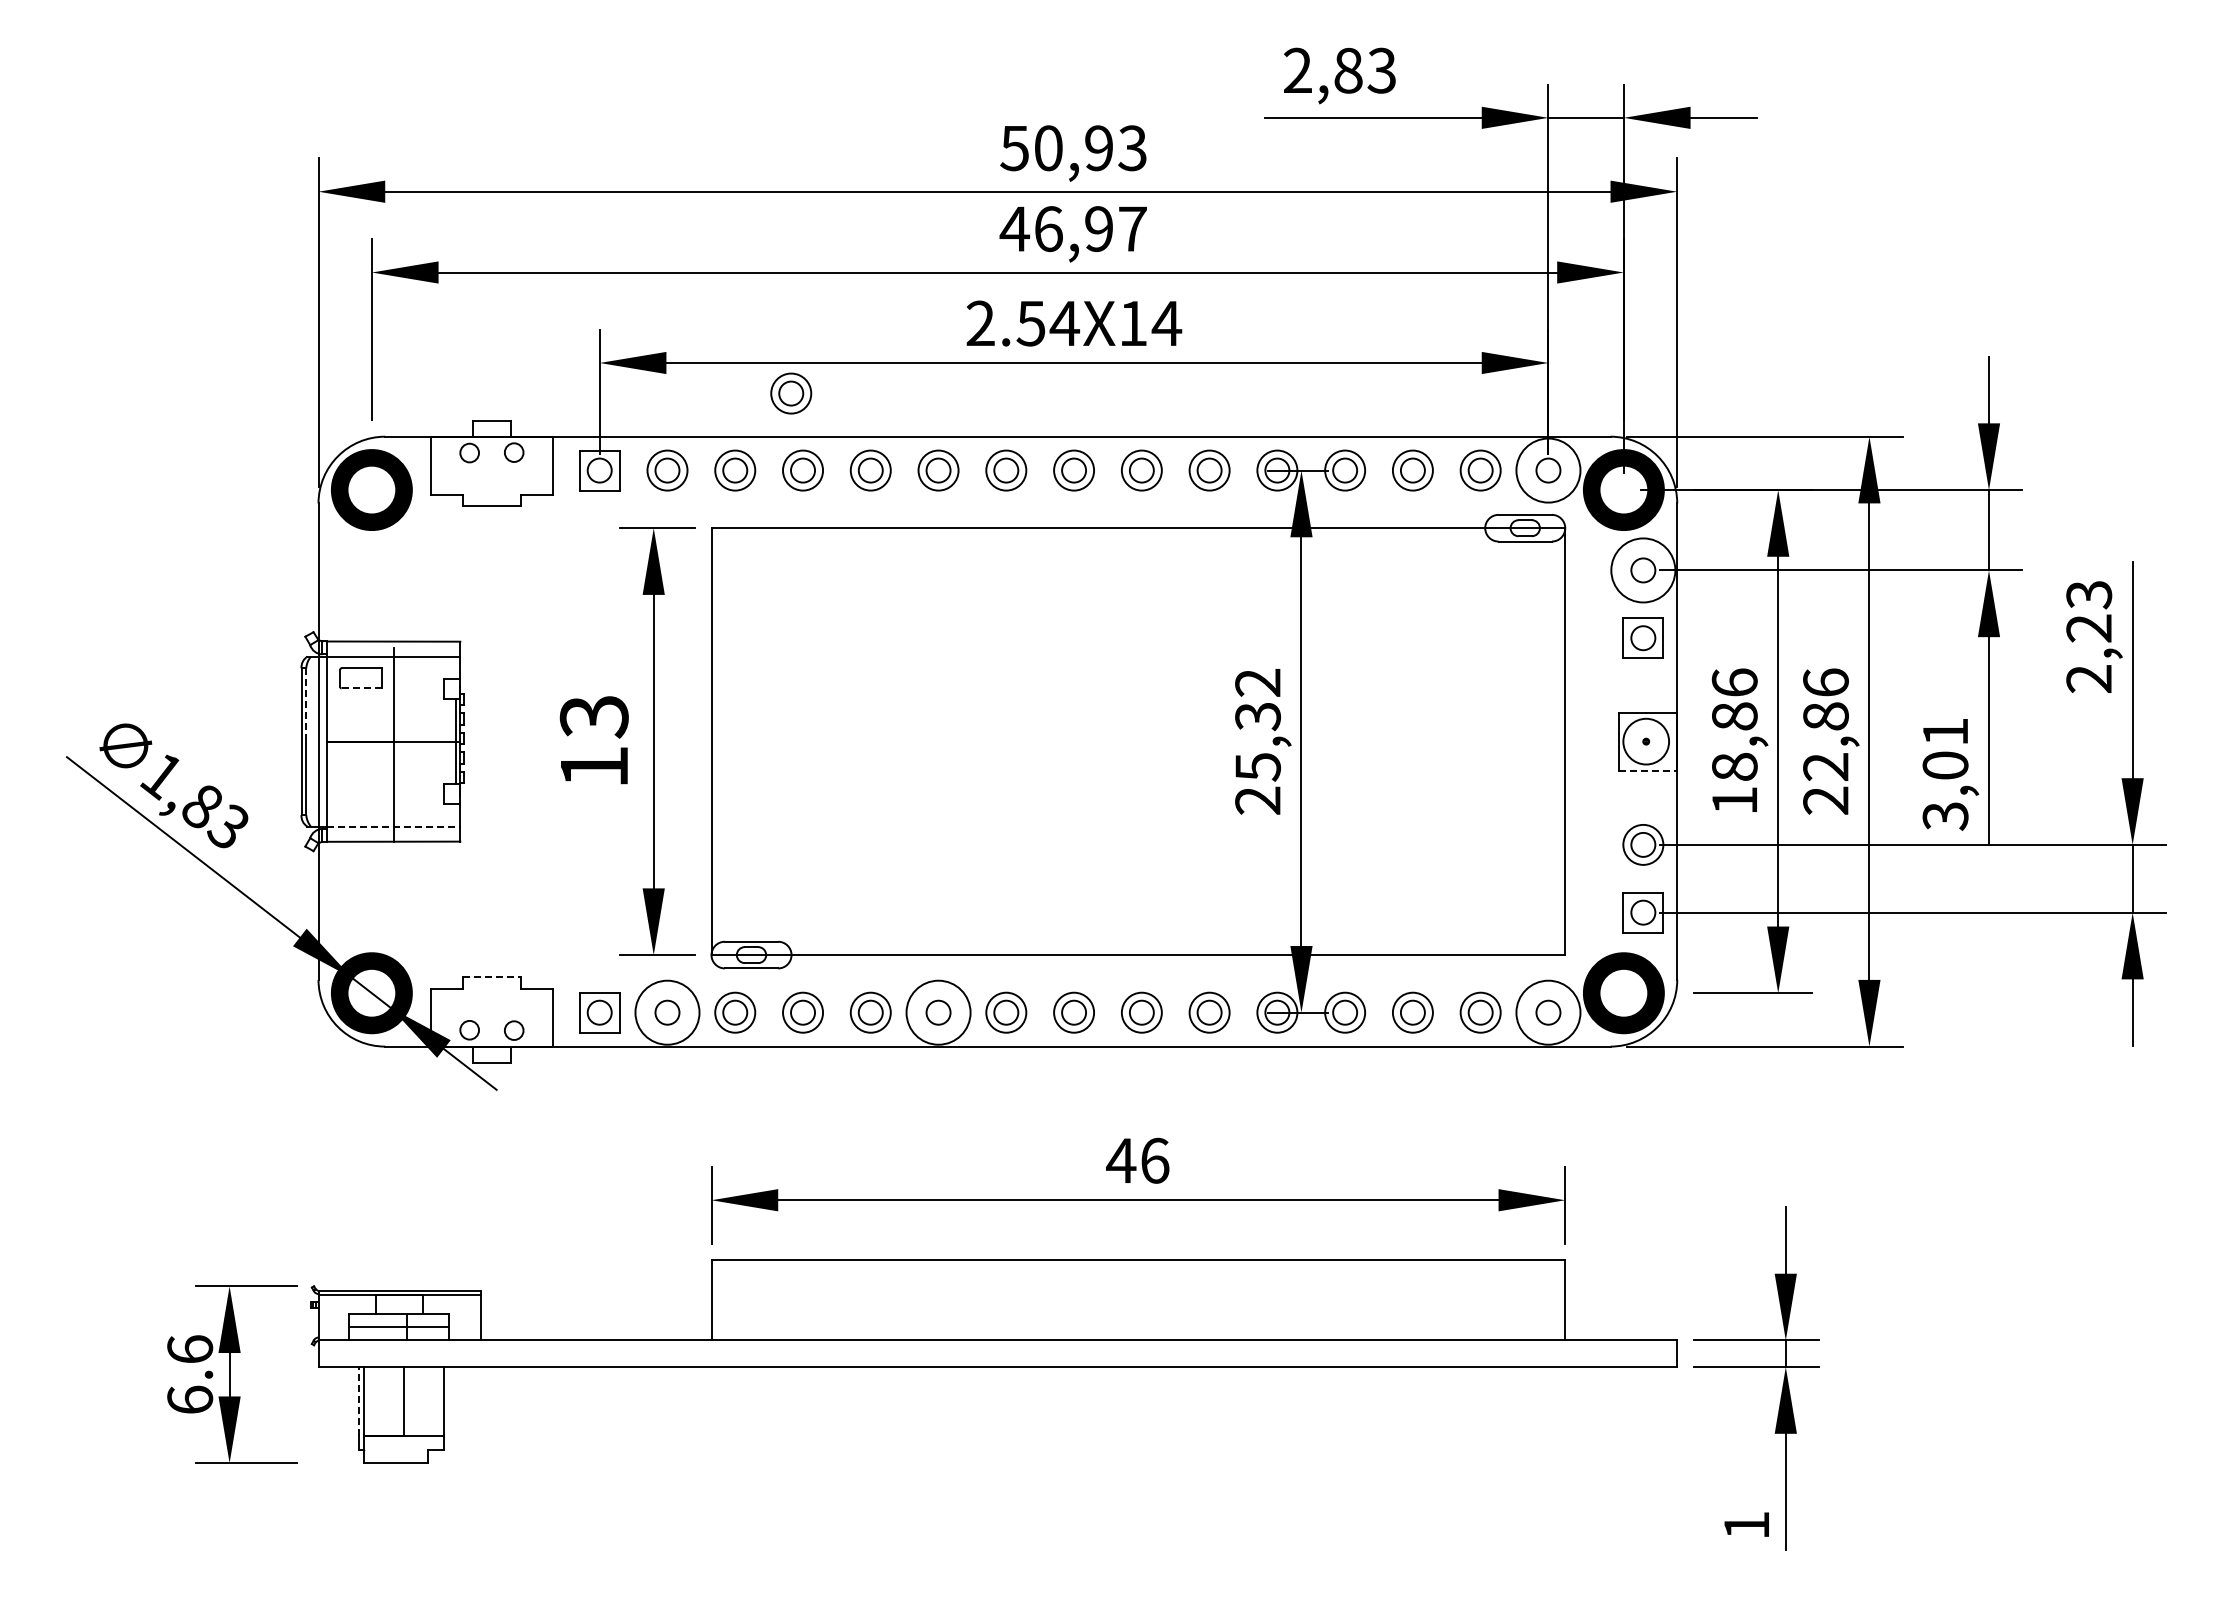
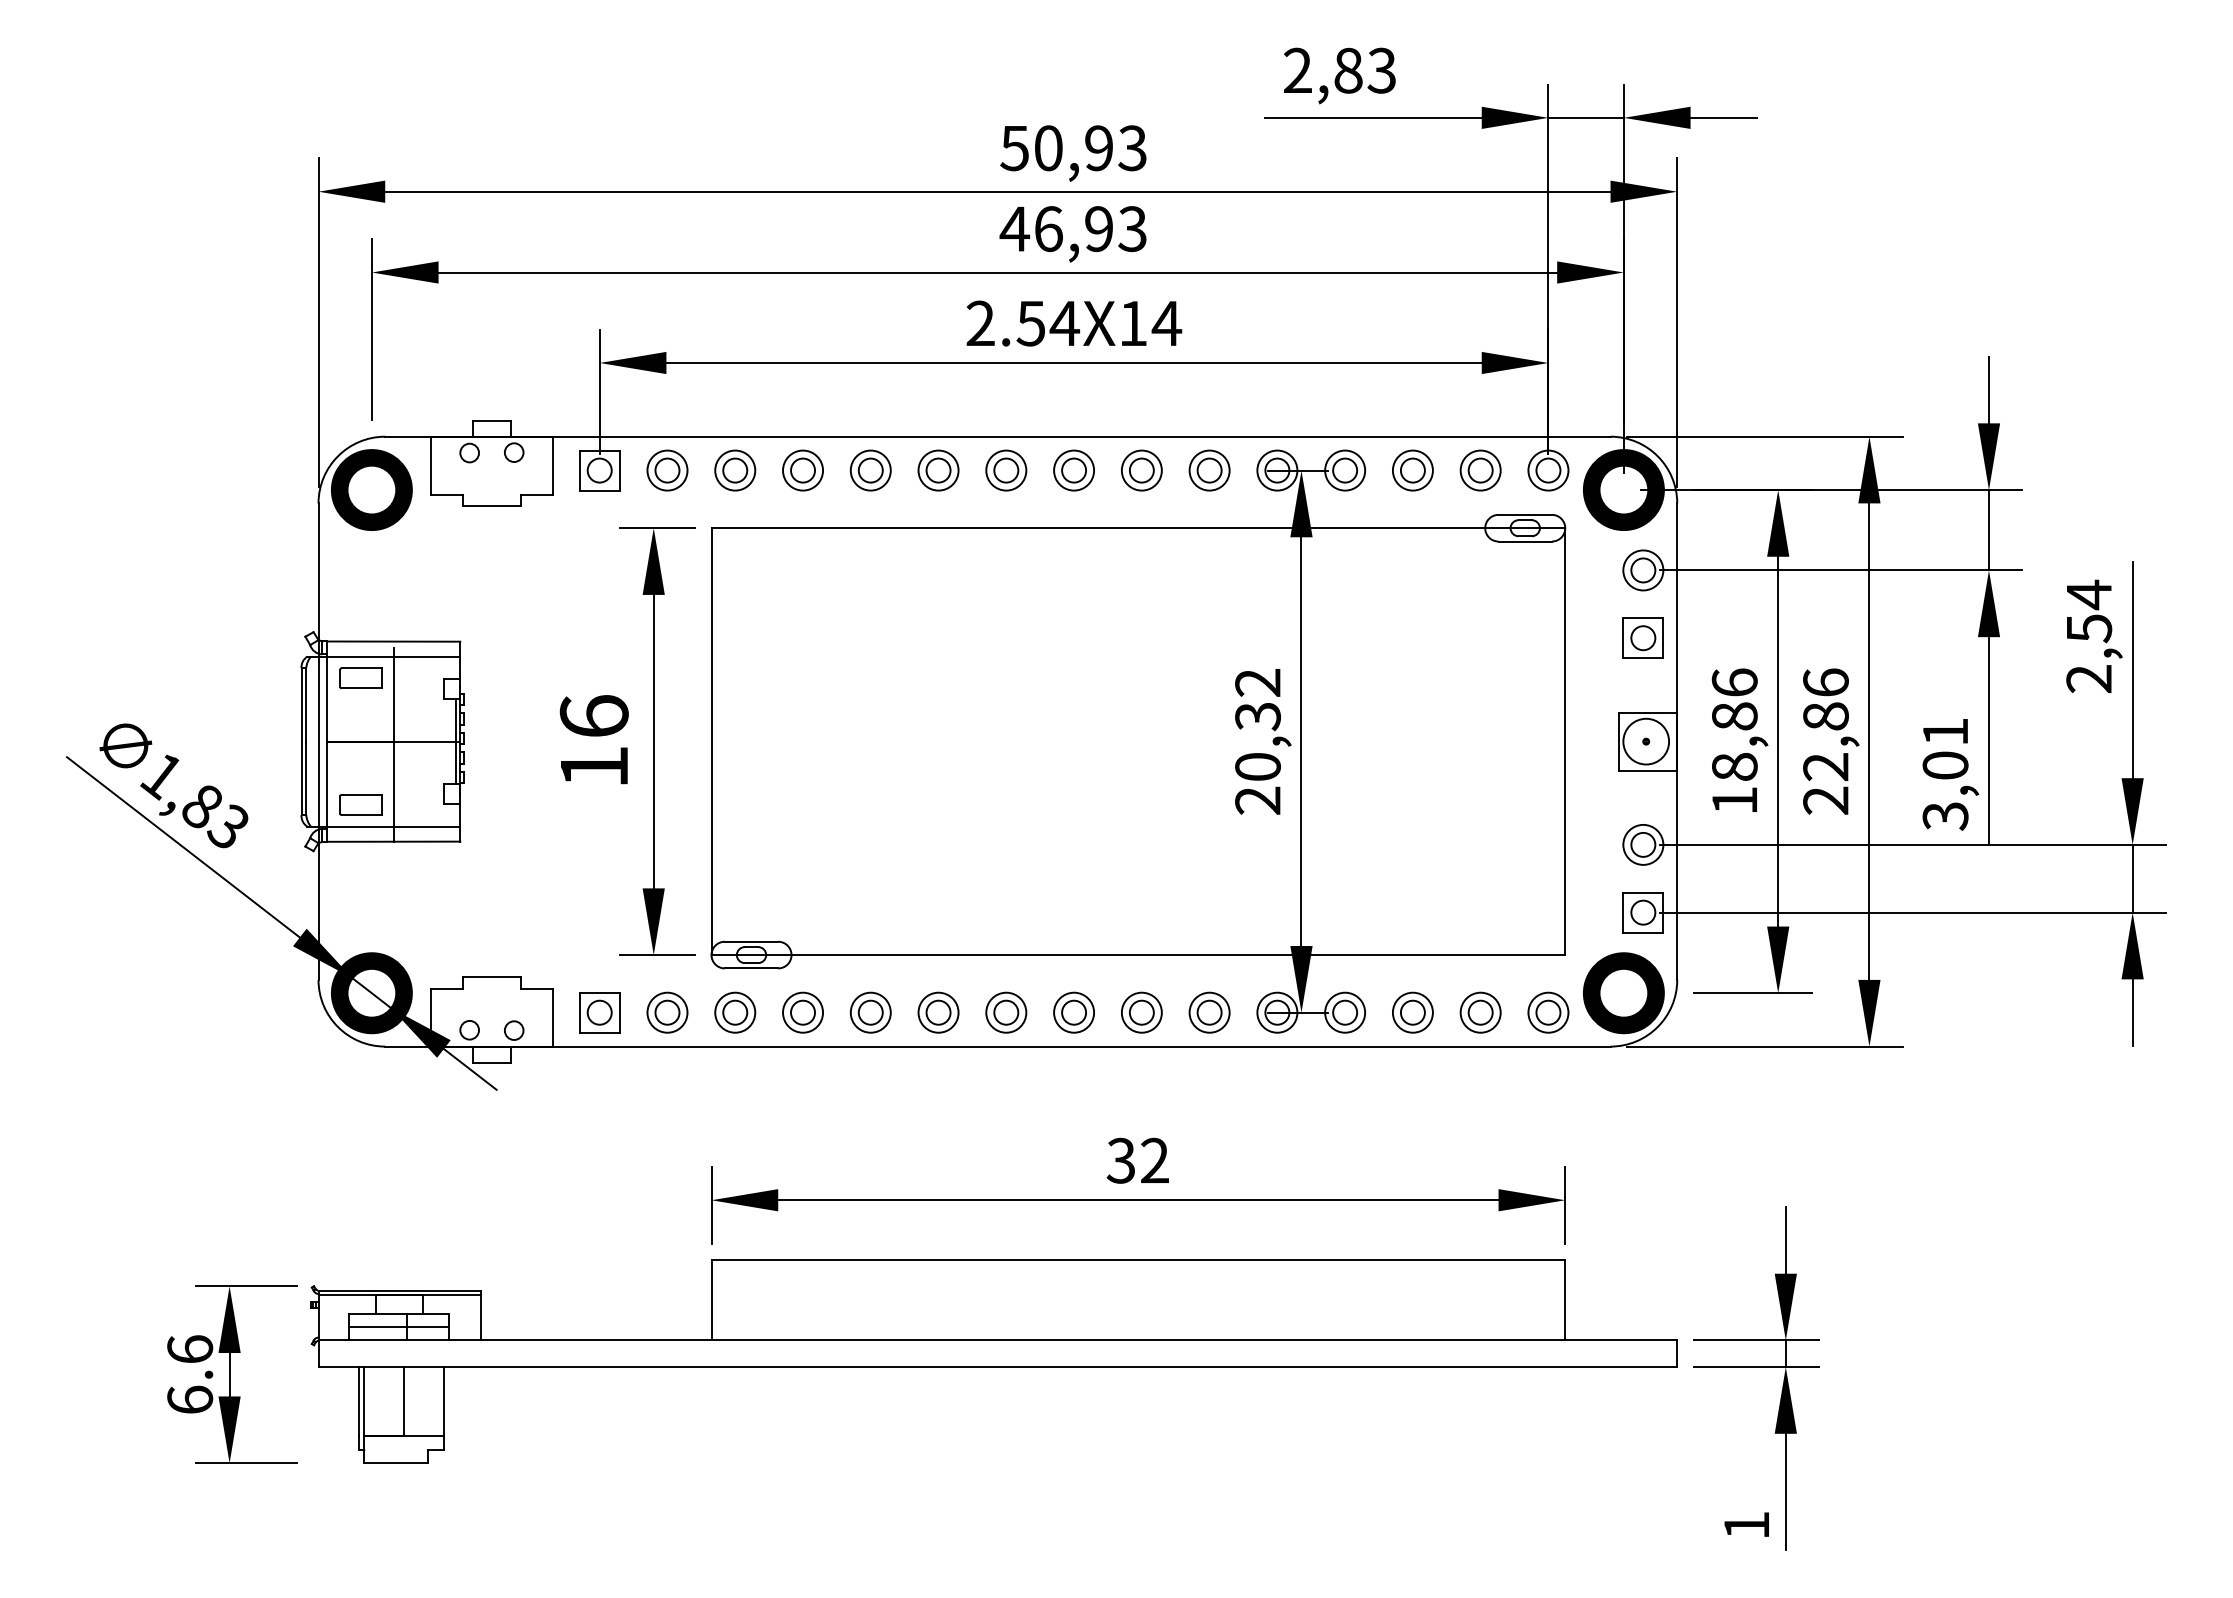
text: 46,97 -> 46,93 (1132, 229)
part: present -> none (791, 393)
circle diameter: 64 px -> 40 px (1548, 470)
circle diameter: 64 px -> 40 px (1643, 570)
text: 2,23 -> 2,54 (2089, 611)
line: dashed -> solid (361, 688)
line: dashed -> solid (306, 704)
text: 13 -> 16 (593, 716)
text: 25,32 -> 20,32 (1257, 767)
line: dashed -> solid (1648, 770)
part: none -> present (360, 804)
line: dashed -> solid (393, 826)
line: dashed -> solid (492, 977)
circle diameter: 64 px -> 40 px (667, 1012)
circle diameter: 64 px -> 40 px (938, 1012)
circle diameter: 64 px -> 40 px (1548, 1012)
text: 46 -> 32 (1137, 1160)
line: dashed -> solid (359, 1401)
